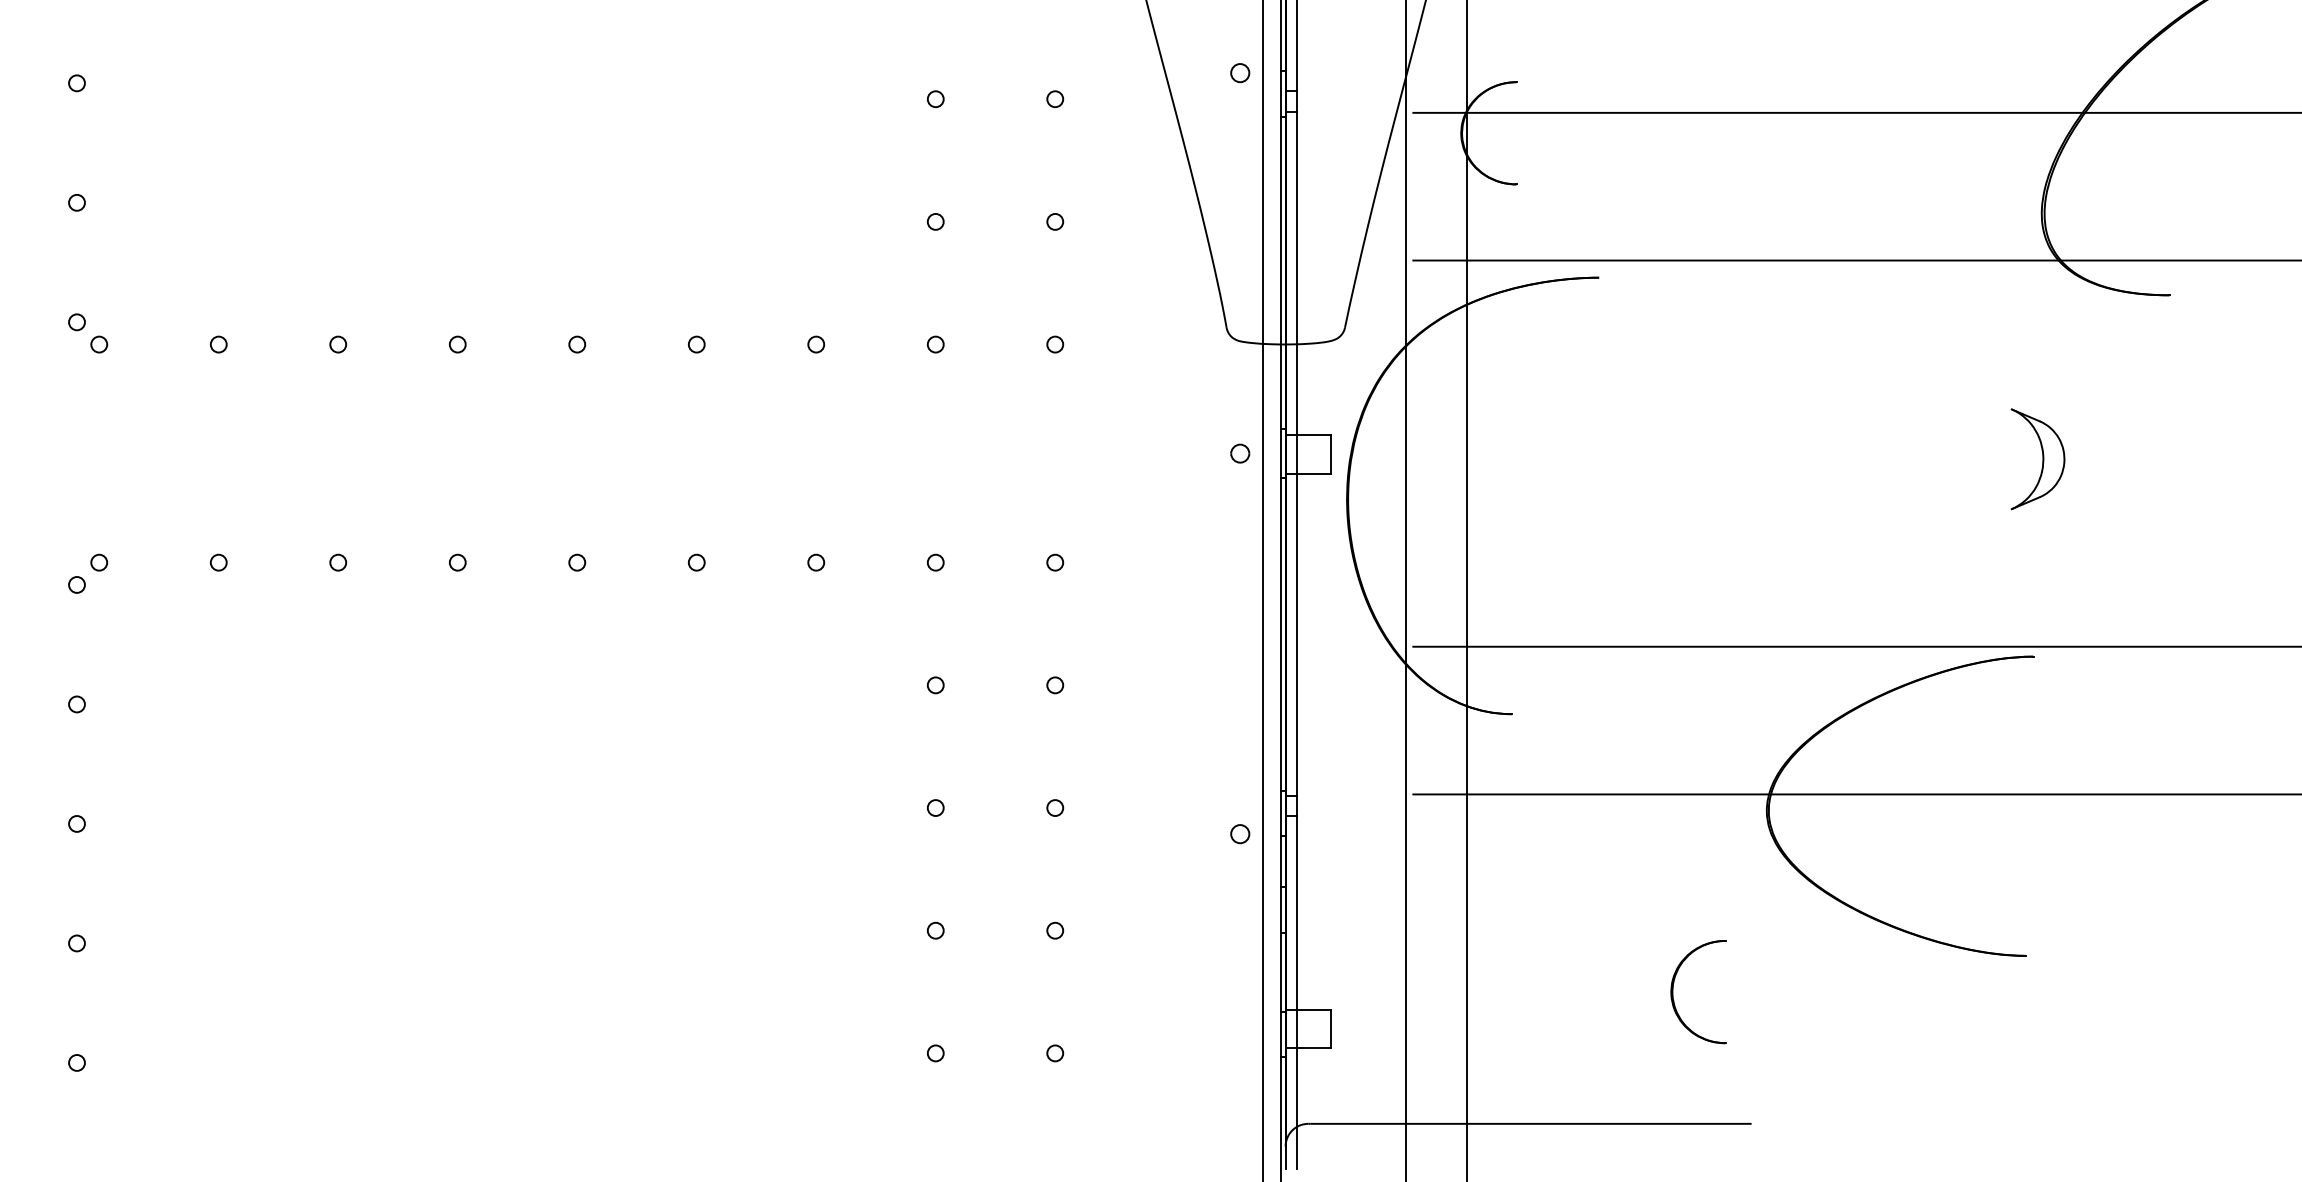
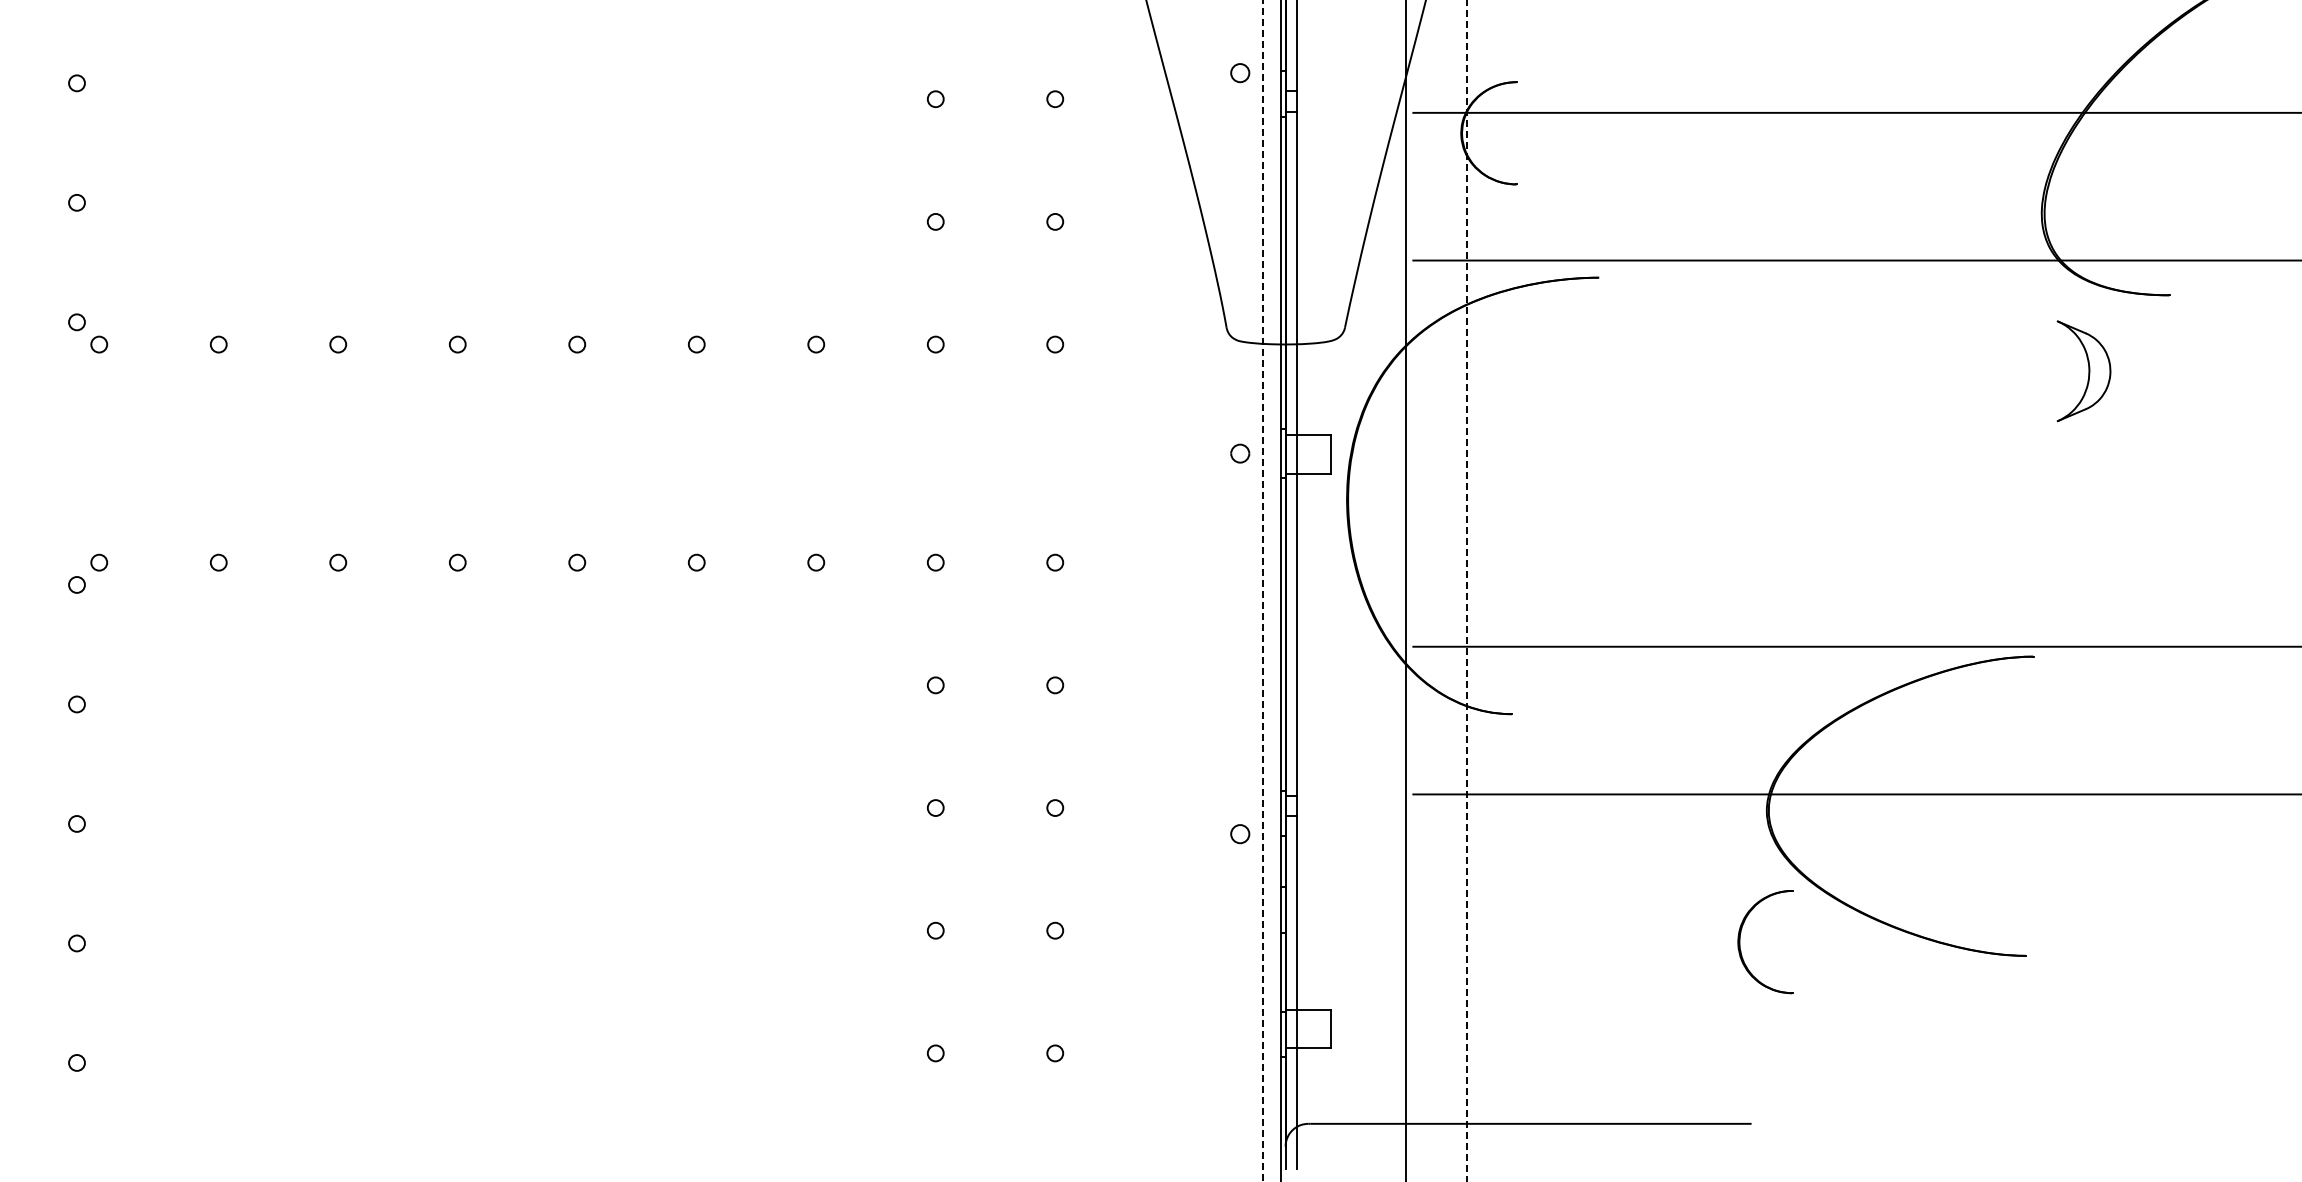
part position: (2037, 459) -> (2083, 371) (2083, 371)
line: solid -> dashed (1262, 591)
line: solid -> dashed (1466, 591)
part position: (1673, 992) -> (1740, 942) (1740, 942)
